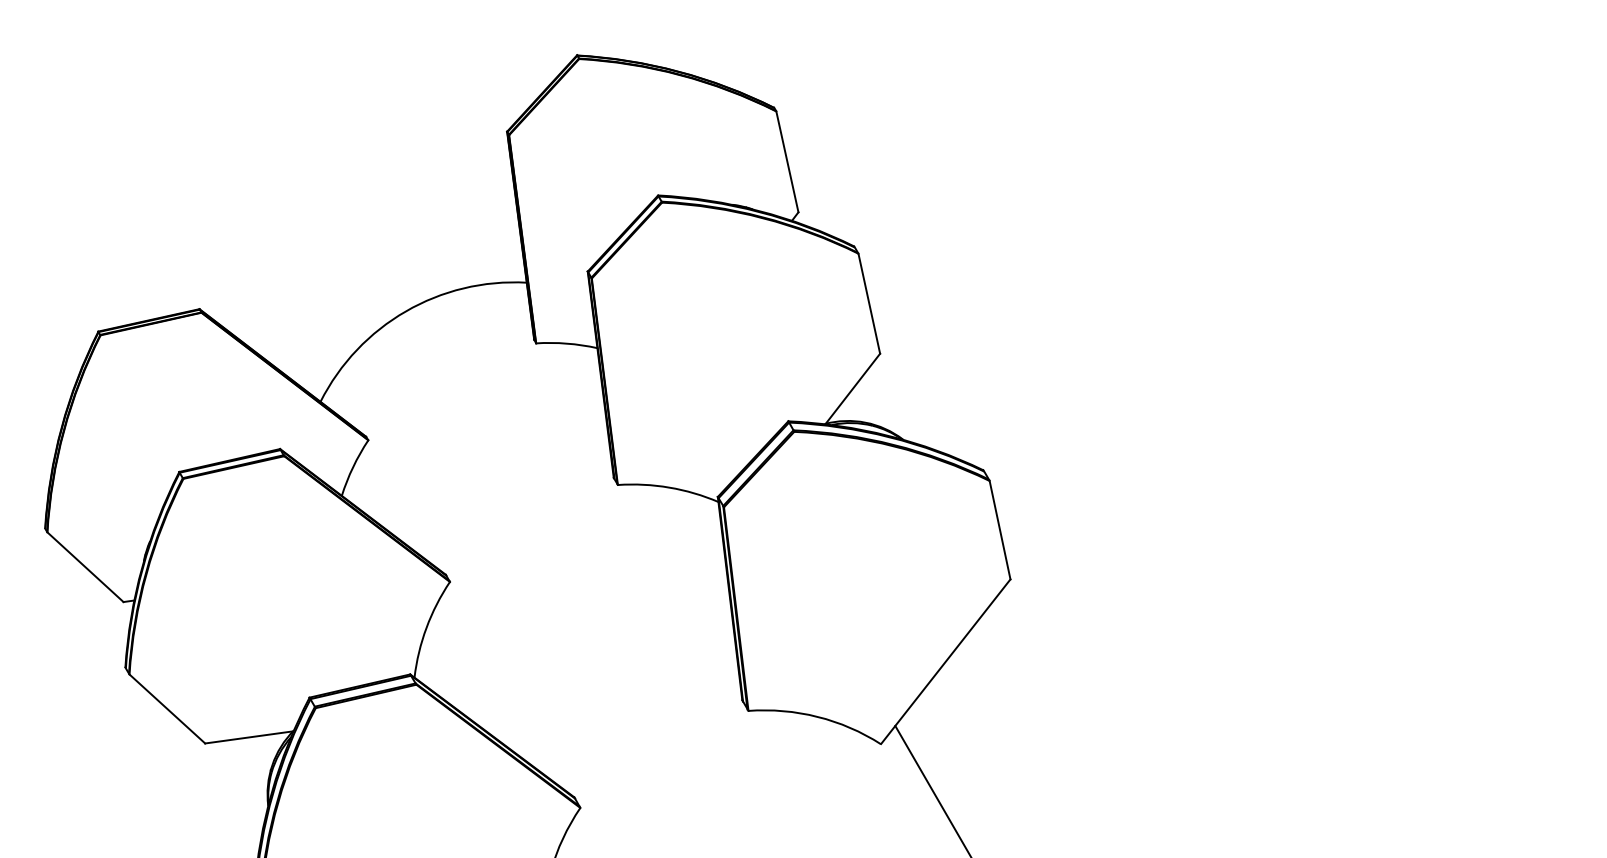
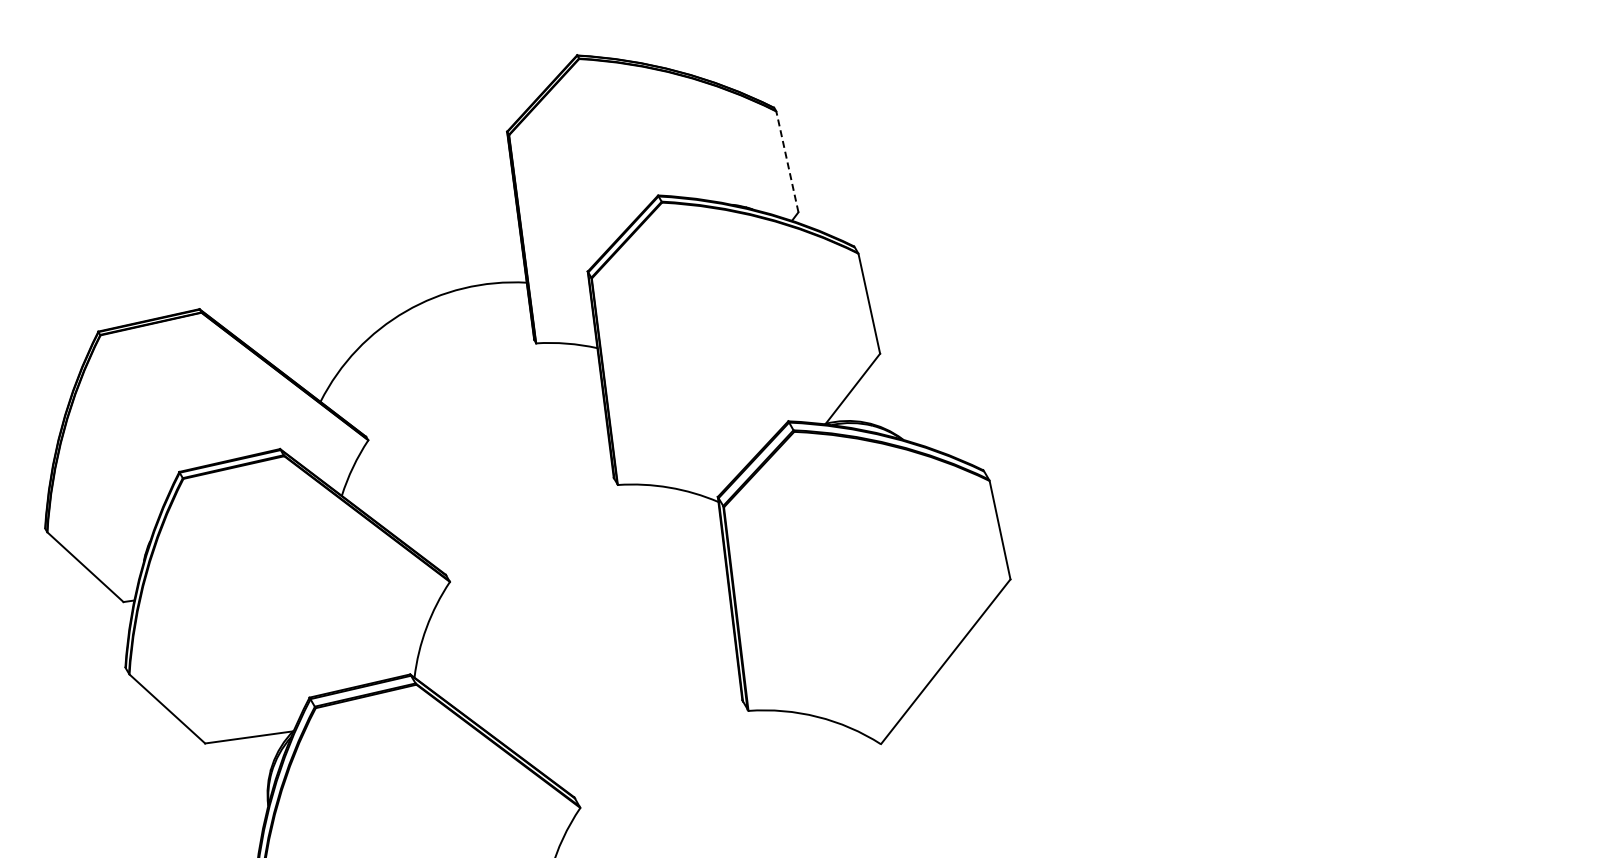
line: solid -> dashed (787, 161)
line: present -> none (932, 789)
